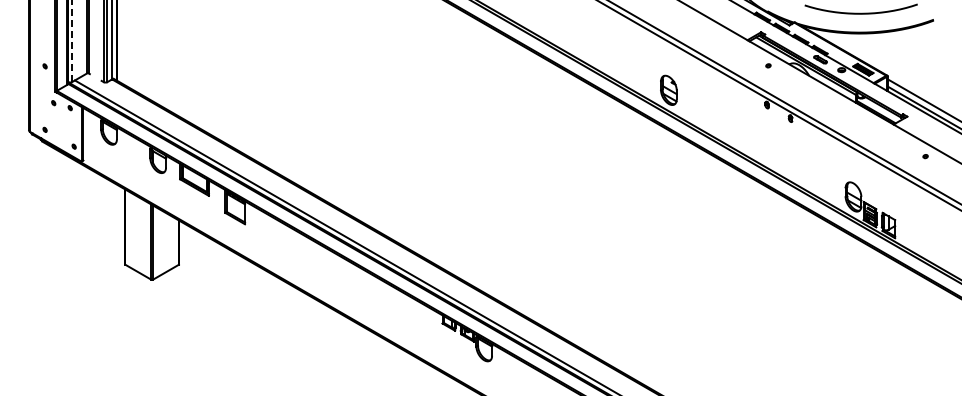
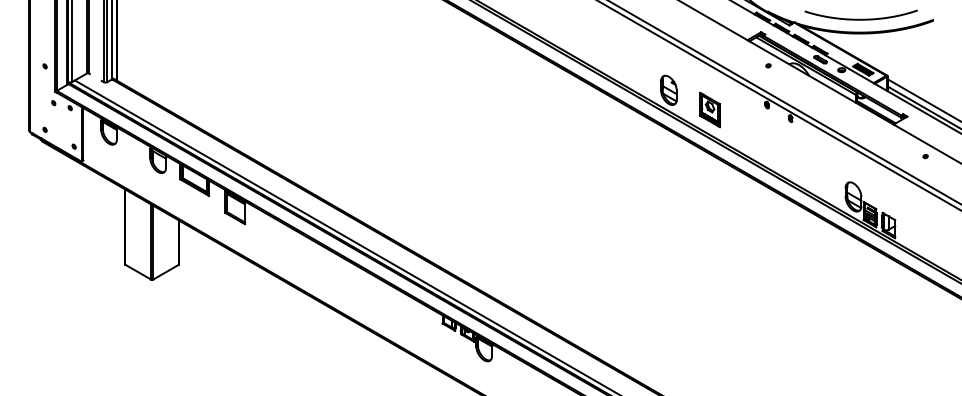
curve position: (860, 12) -> (860, 18) (860, 18)
line: dashed -> solid (72, 41)
part: none -> present (709, 109)
